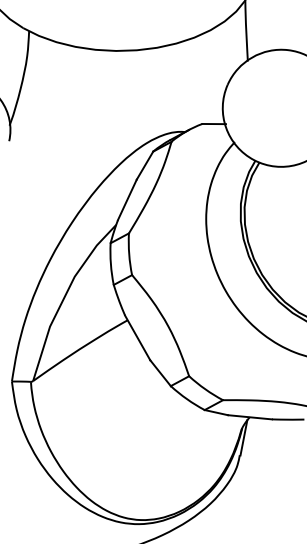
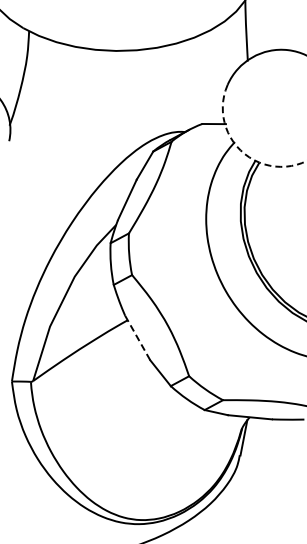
arc: solid -> dashed (240, 150)
line: solid -> dashed (137, 338)
